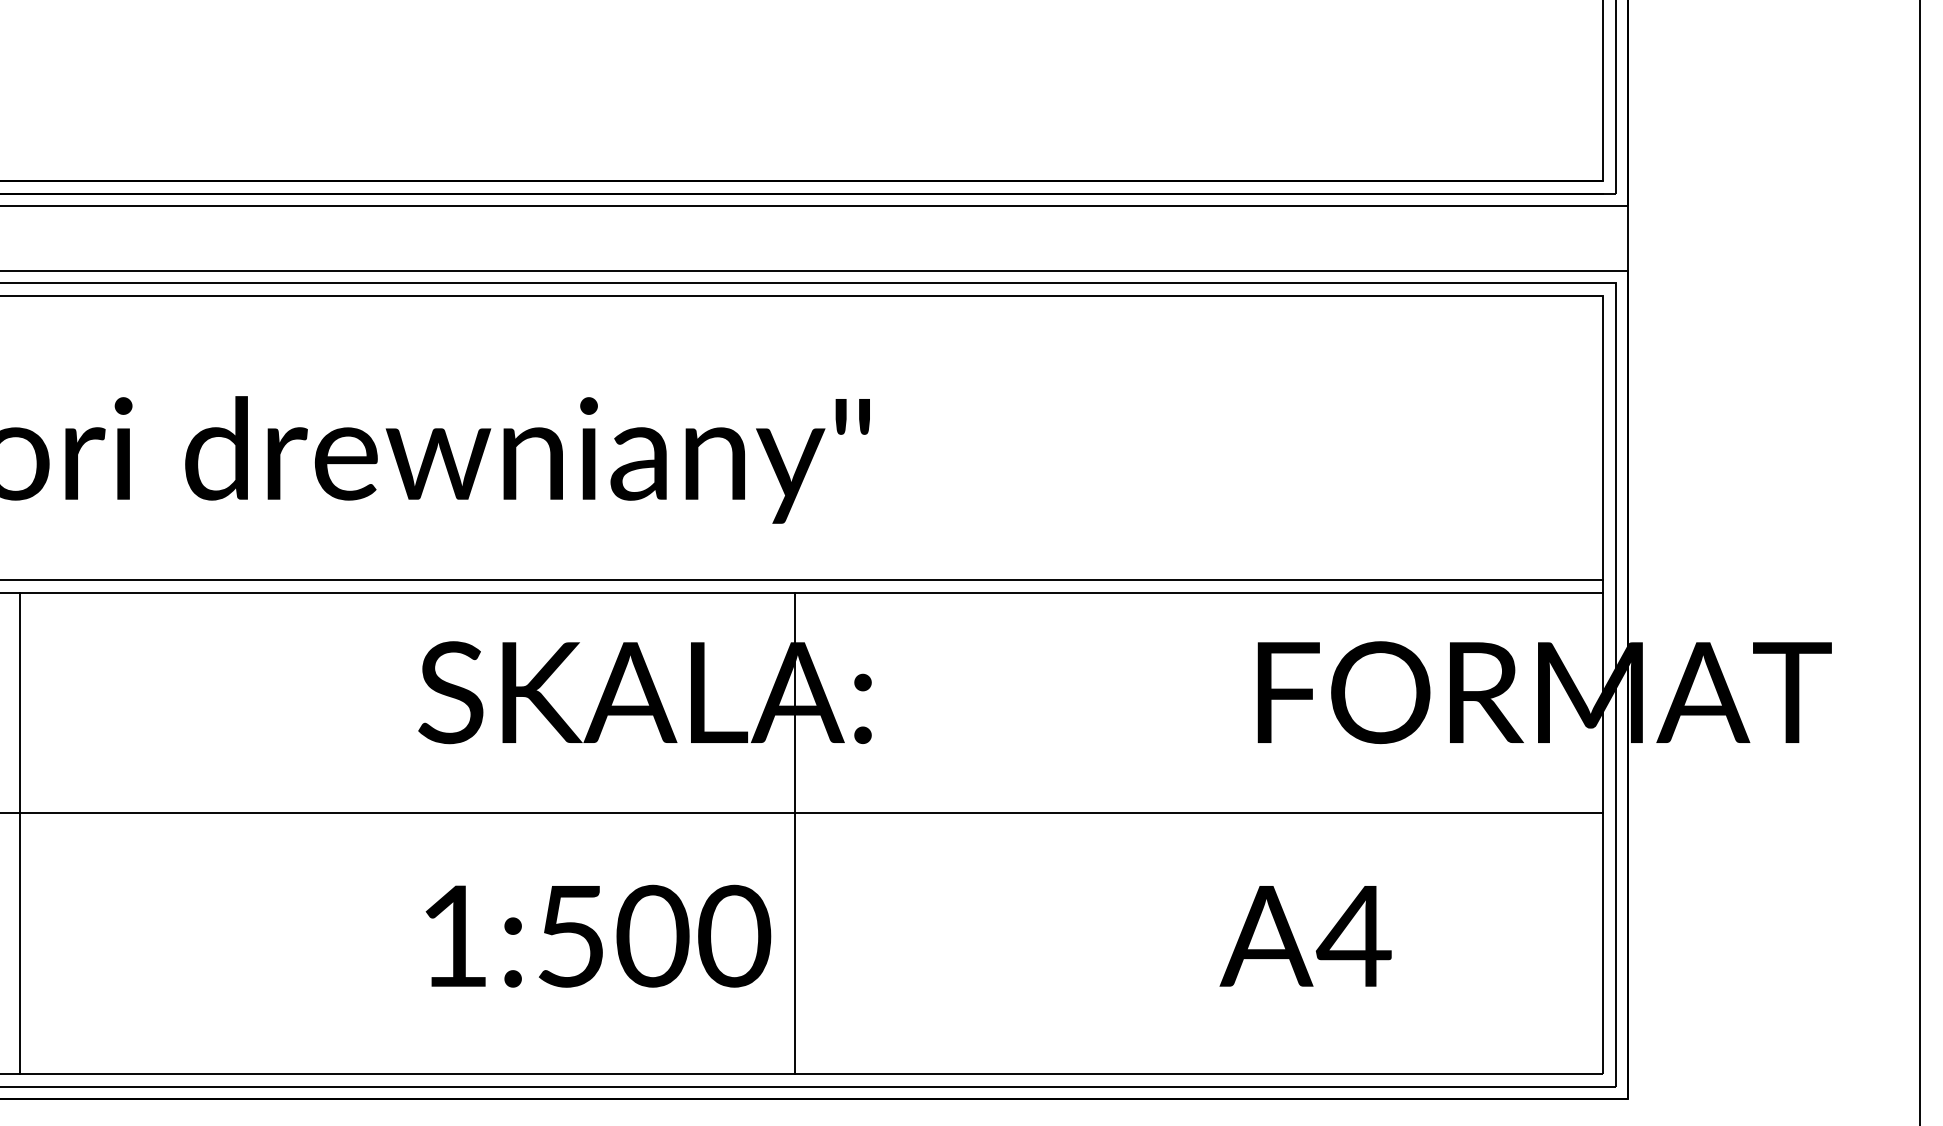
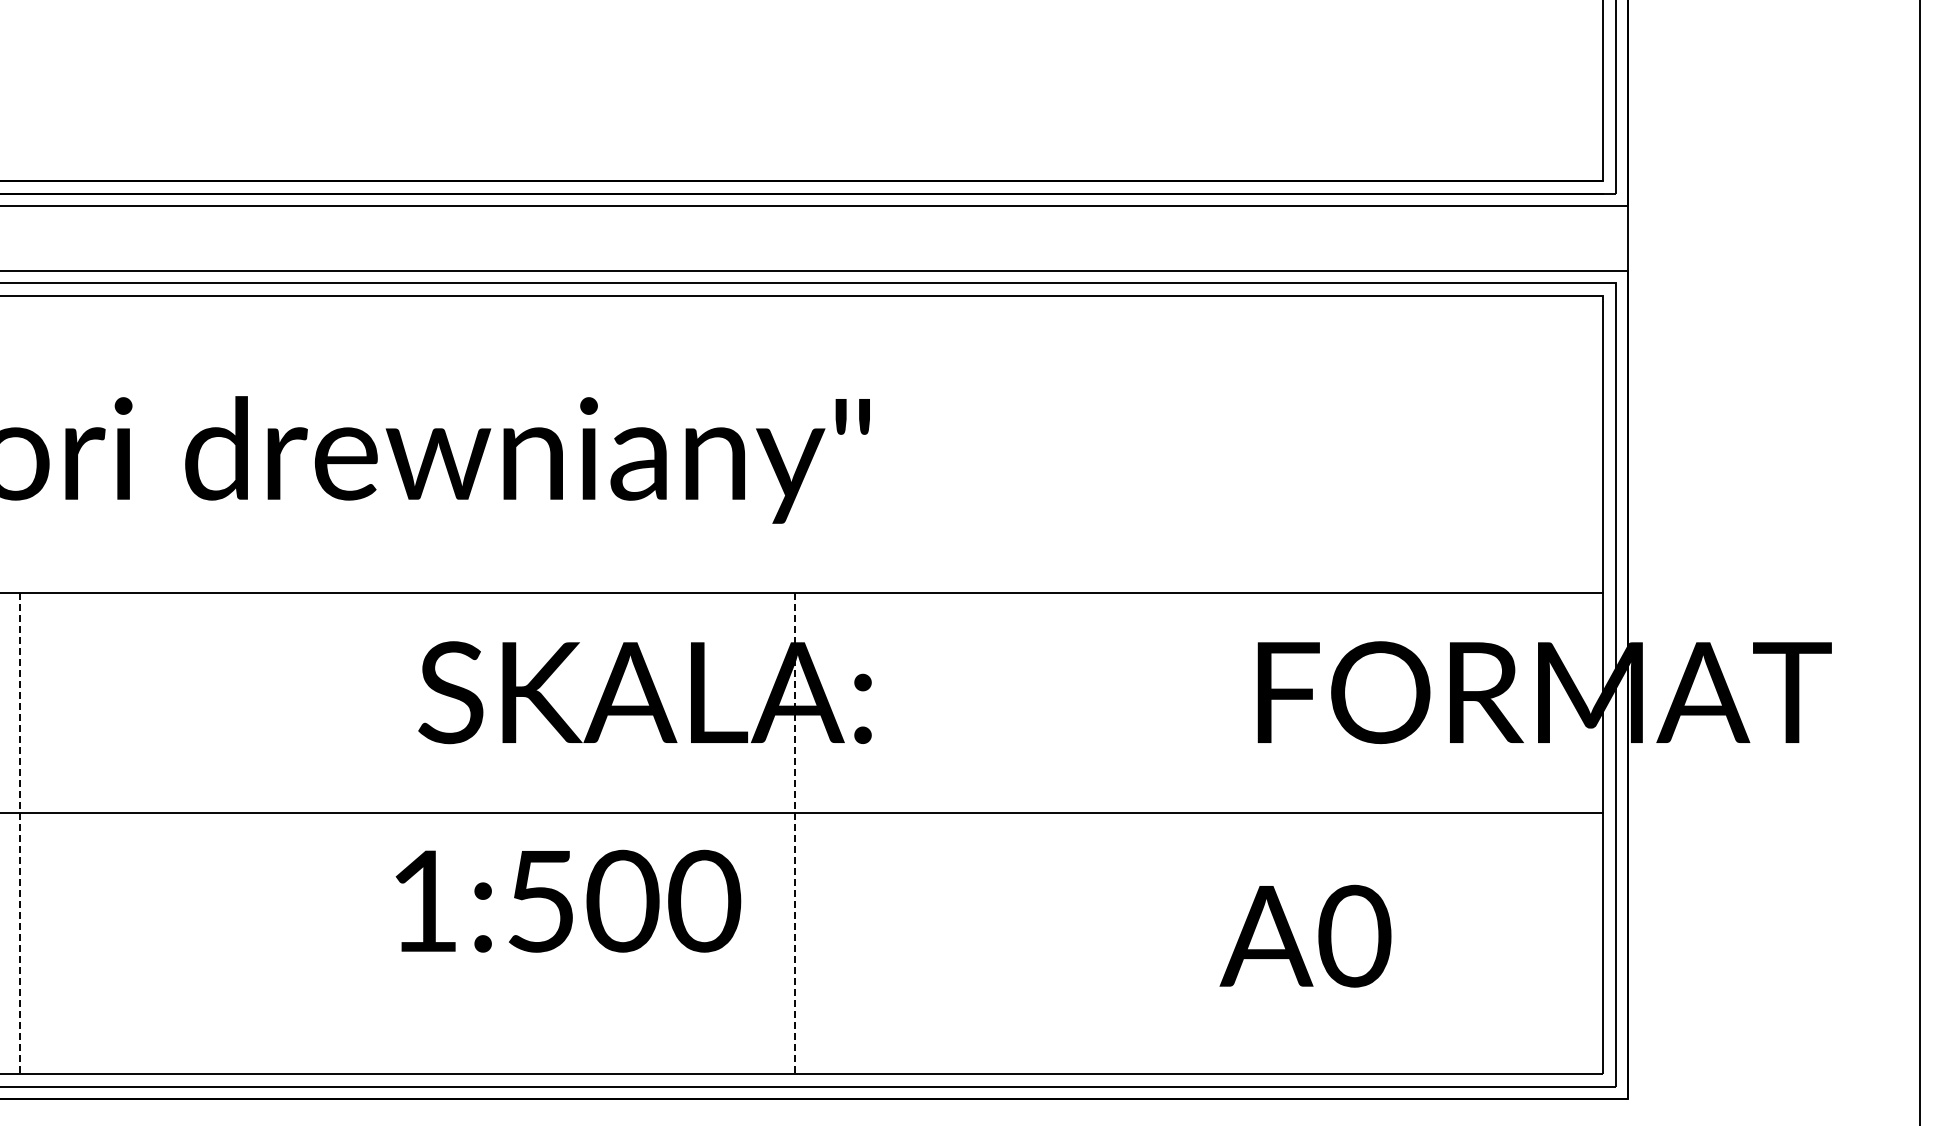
line: present -> none (802, 580)
line: solid -> dashed (20, 833)
line: solid -> dashed (794, 833)
text position: (598, 935) -> (568, 900) (568, 900)
text: A4 -> A0 (1353, 935)
